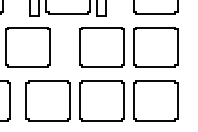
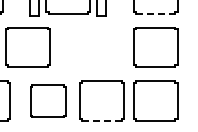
line: solid -> dashed (155, 13)
part: present -> none (101, 47)
part size: 46x42 px -> 37x34 px (48, 100)
line: solid -> dashed (101, 120)
